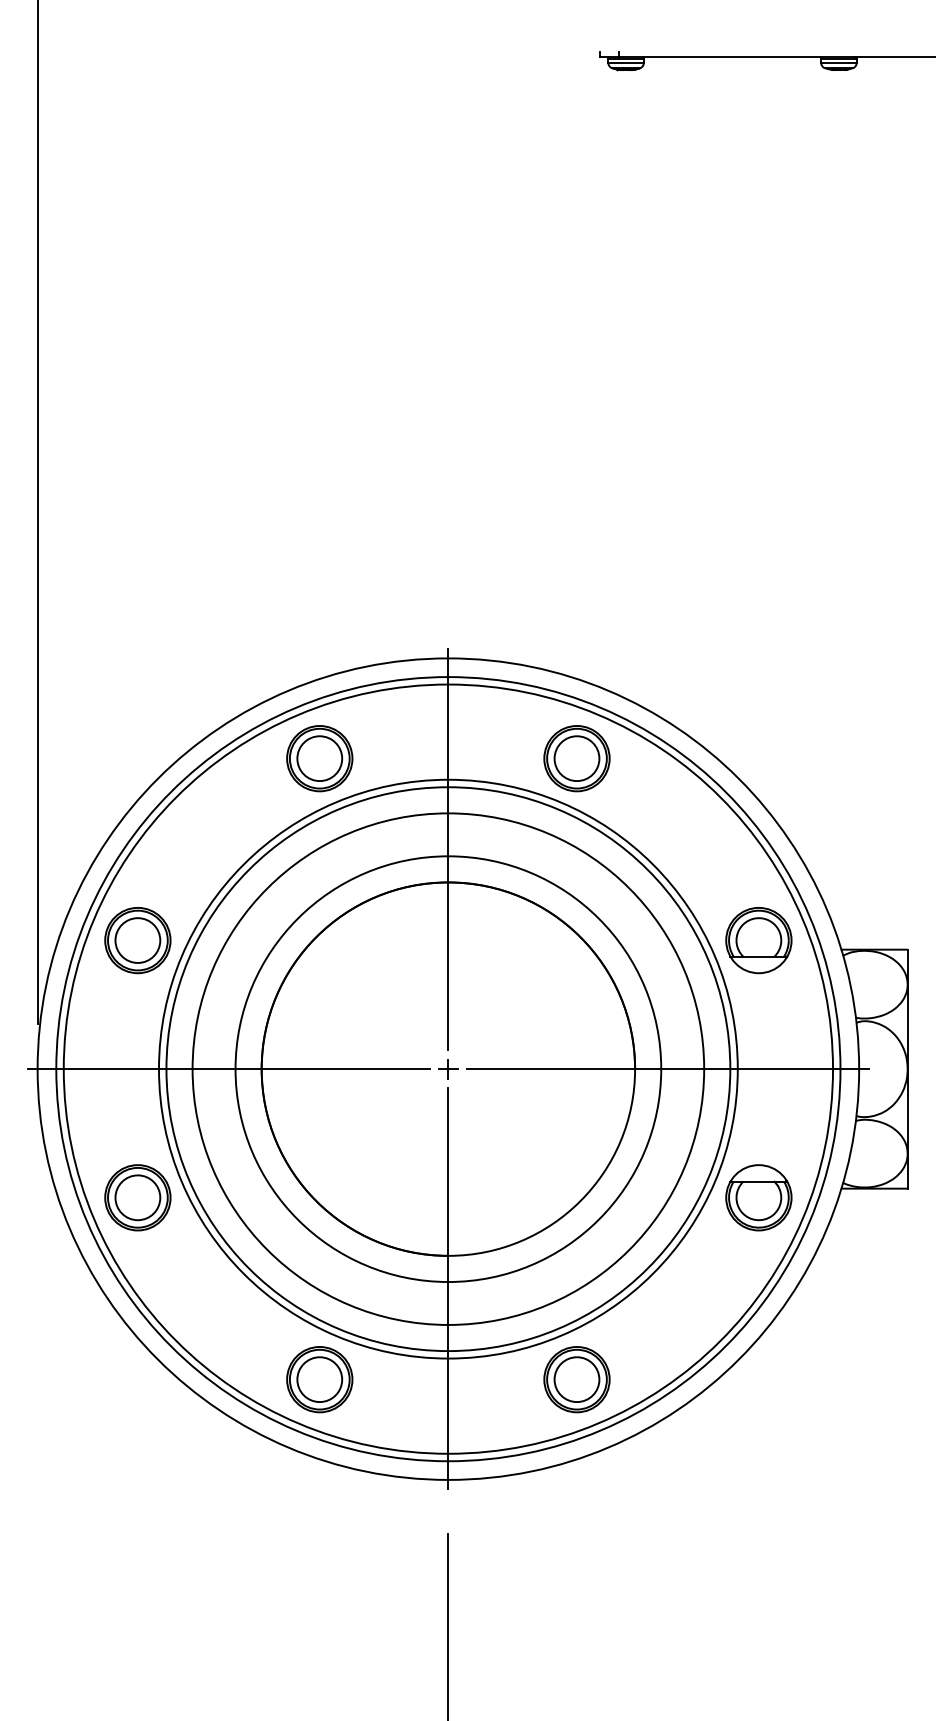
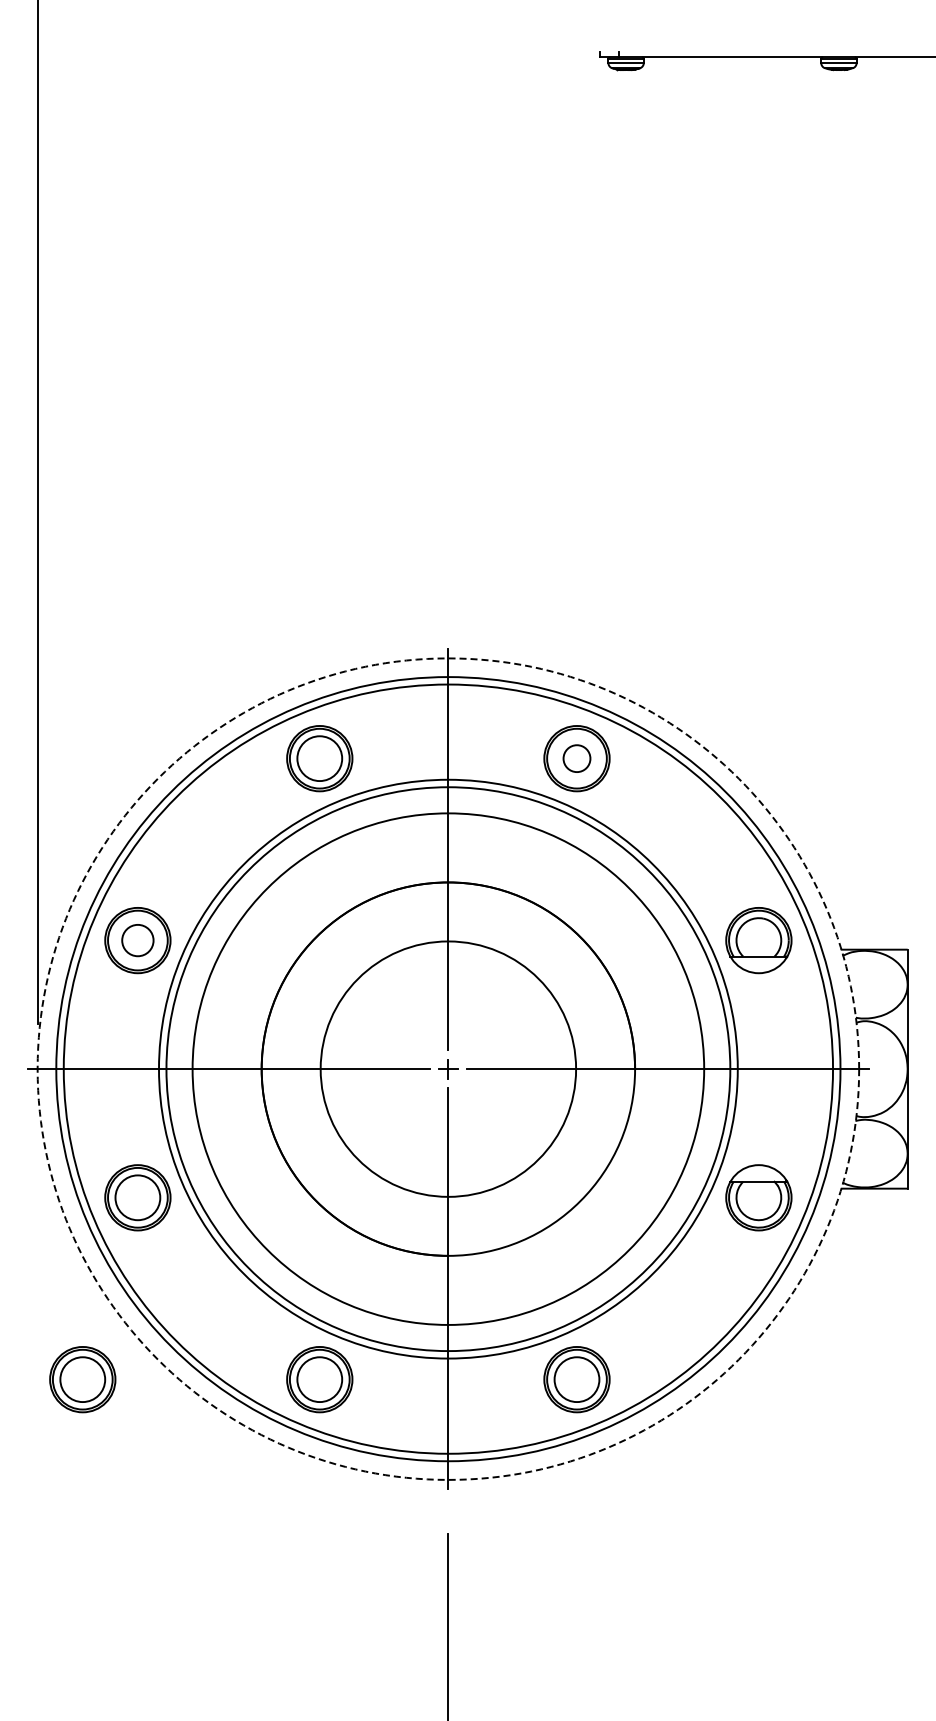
circle diameter: 45 px -> 27 px (576, 758)
circle diameter: 45 px -> 31 px (137, 940)
circle: solid -> dashed (448, 1068)
circle diameter: 426 px -> 255 px (448, 1068)
part: none -> present (82, 1379)
